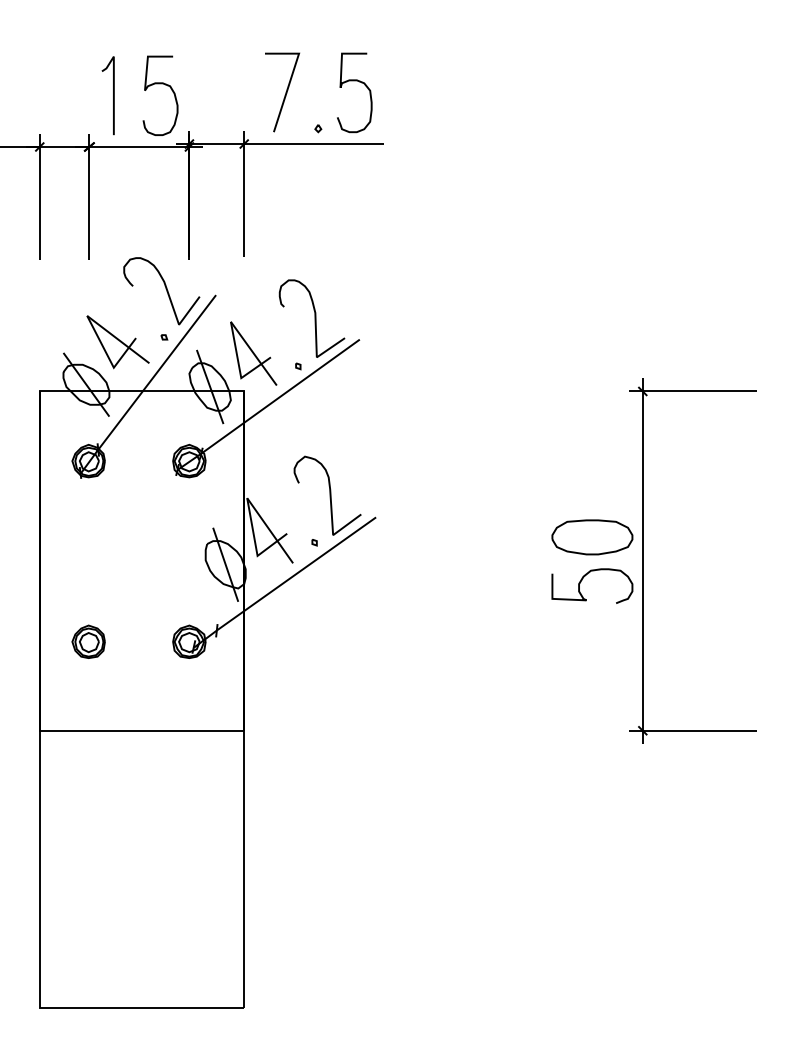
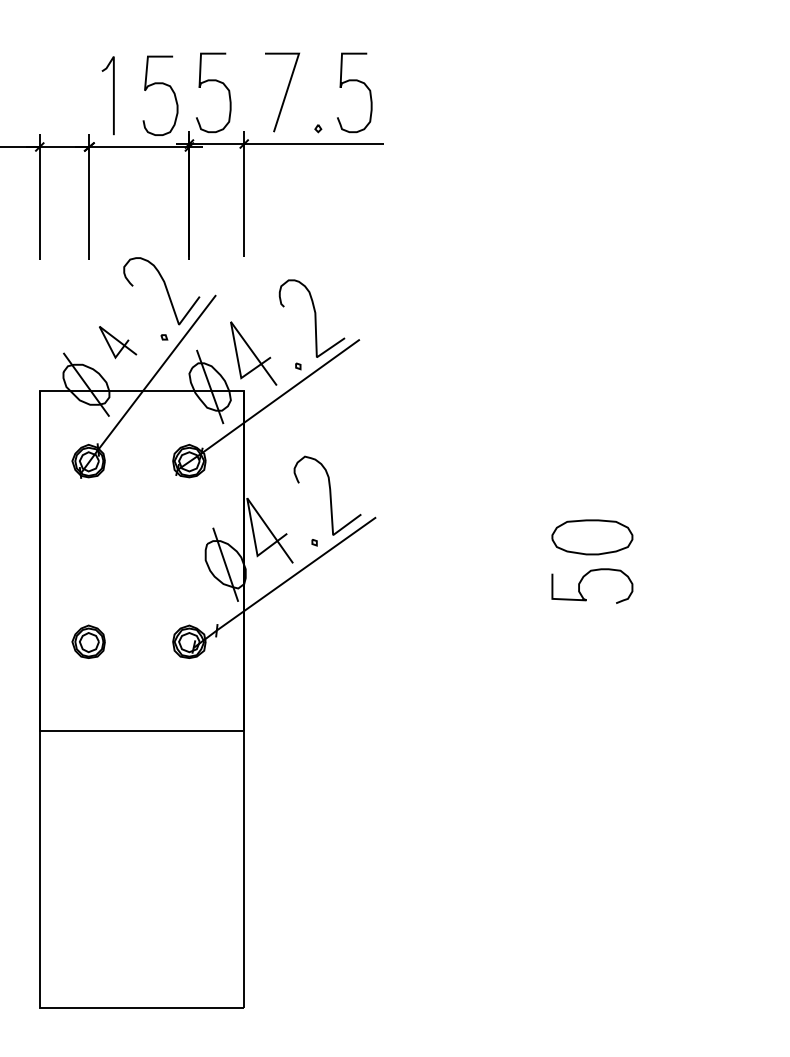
curve: none -> present (213, 81)
part size: 64x55 px -> 39x34 px (118, 342)
part: present -> none (643, 560)
